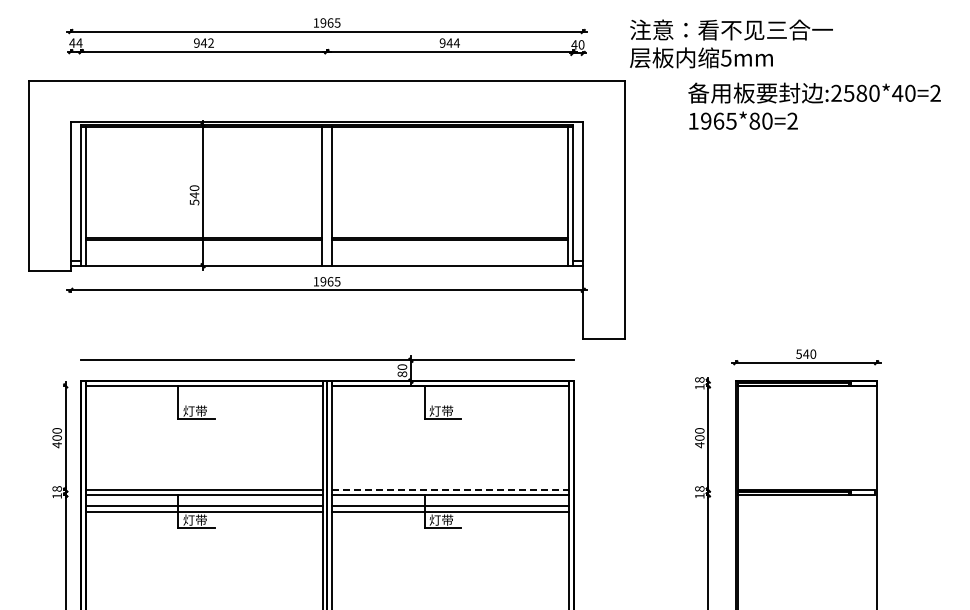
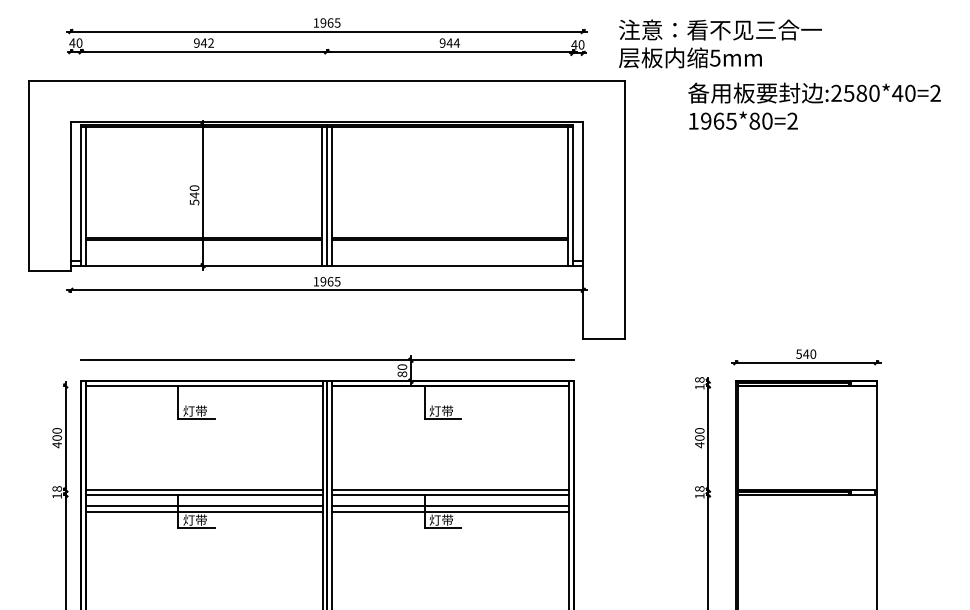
text: 44 -> 40 (79, 42)
text position: (731, 43) -> (720, 43) (720, 43)
line: none -> present (326, 194)
line: dashed -> solid (451, 490)
